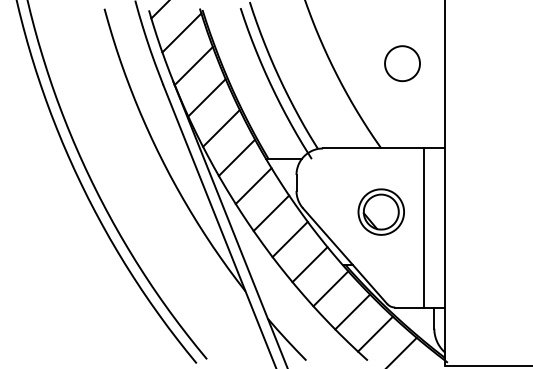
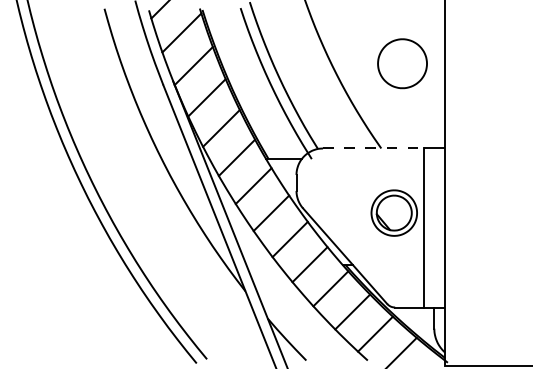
part size: 37x37 px -> 51x52 px (402, 63)
line: solid -> dashed (373, 148)
part position: (380, 211) -> (393, 212) (393, 212)
